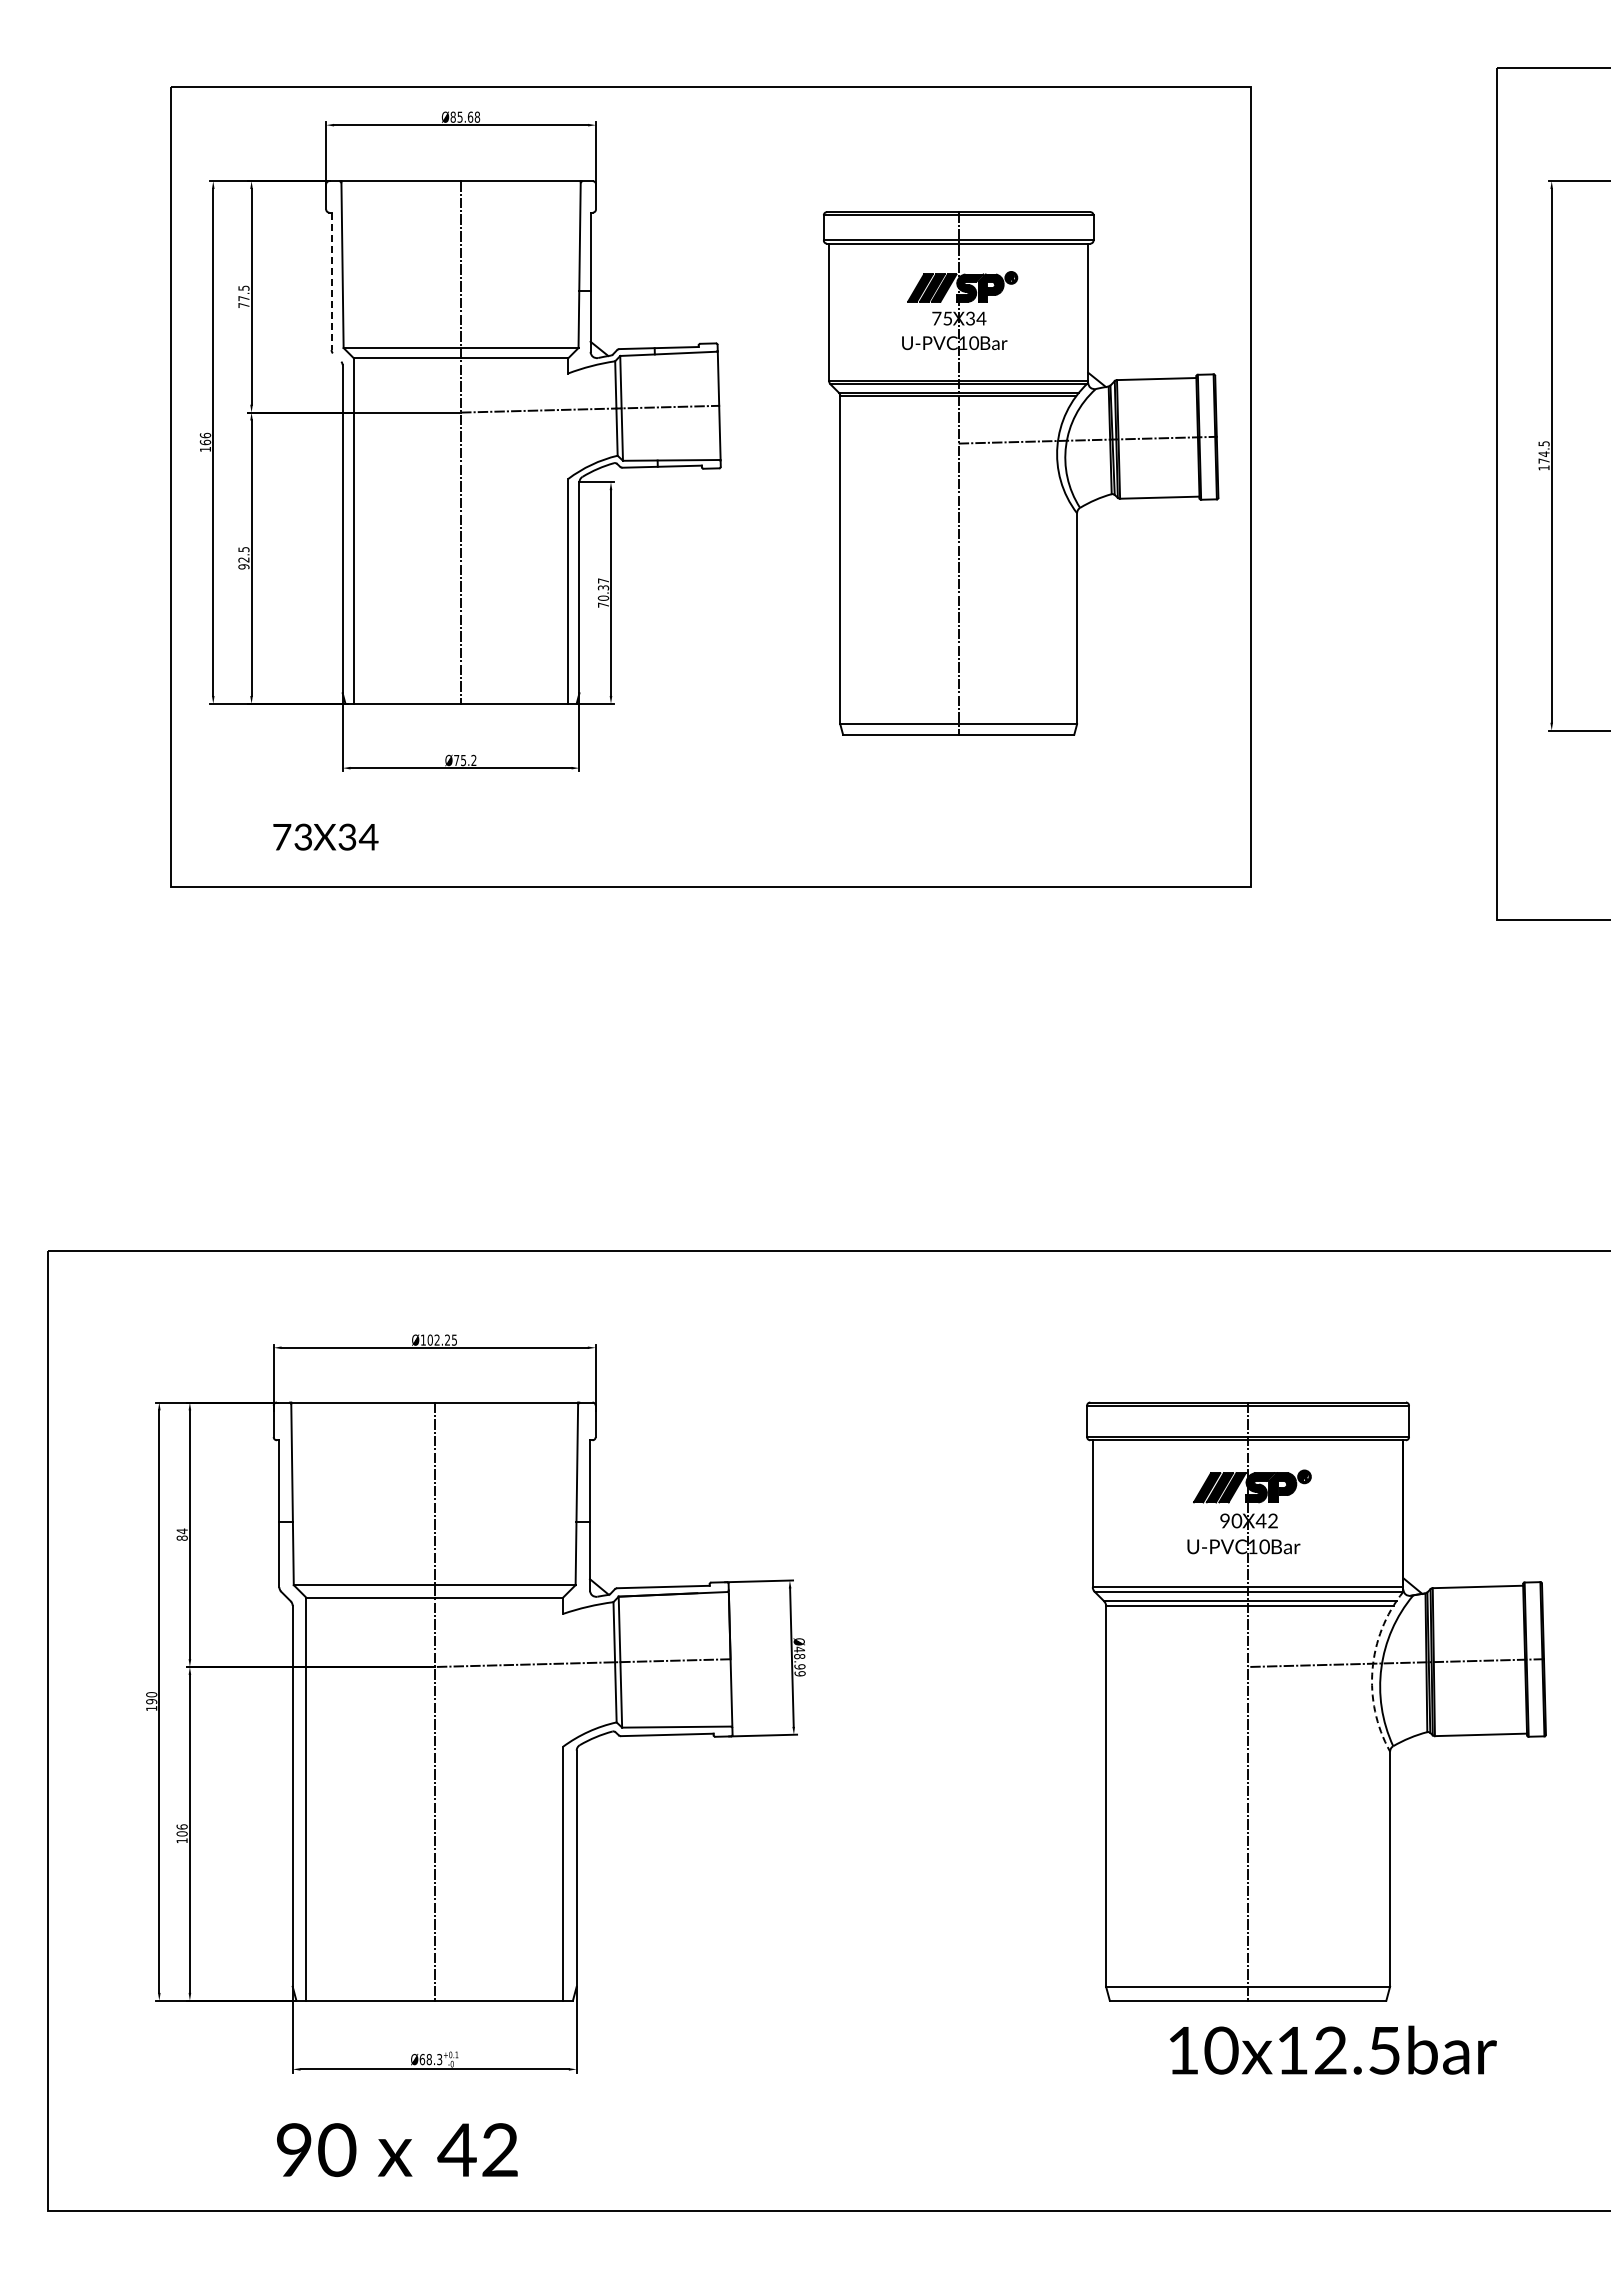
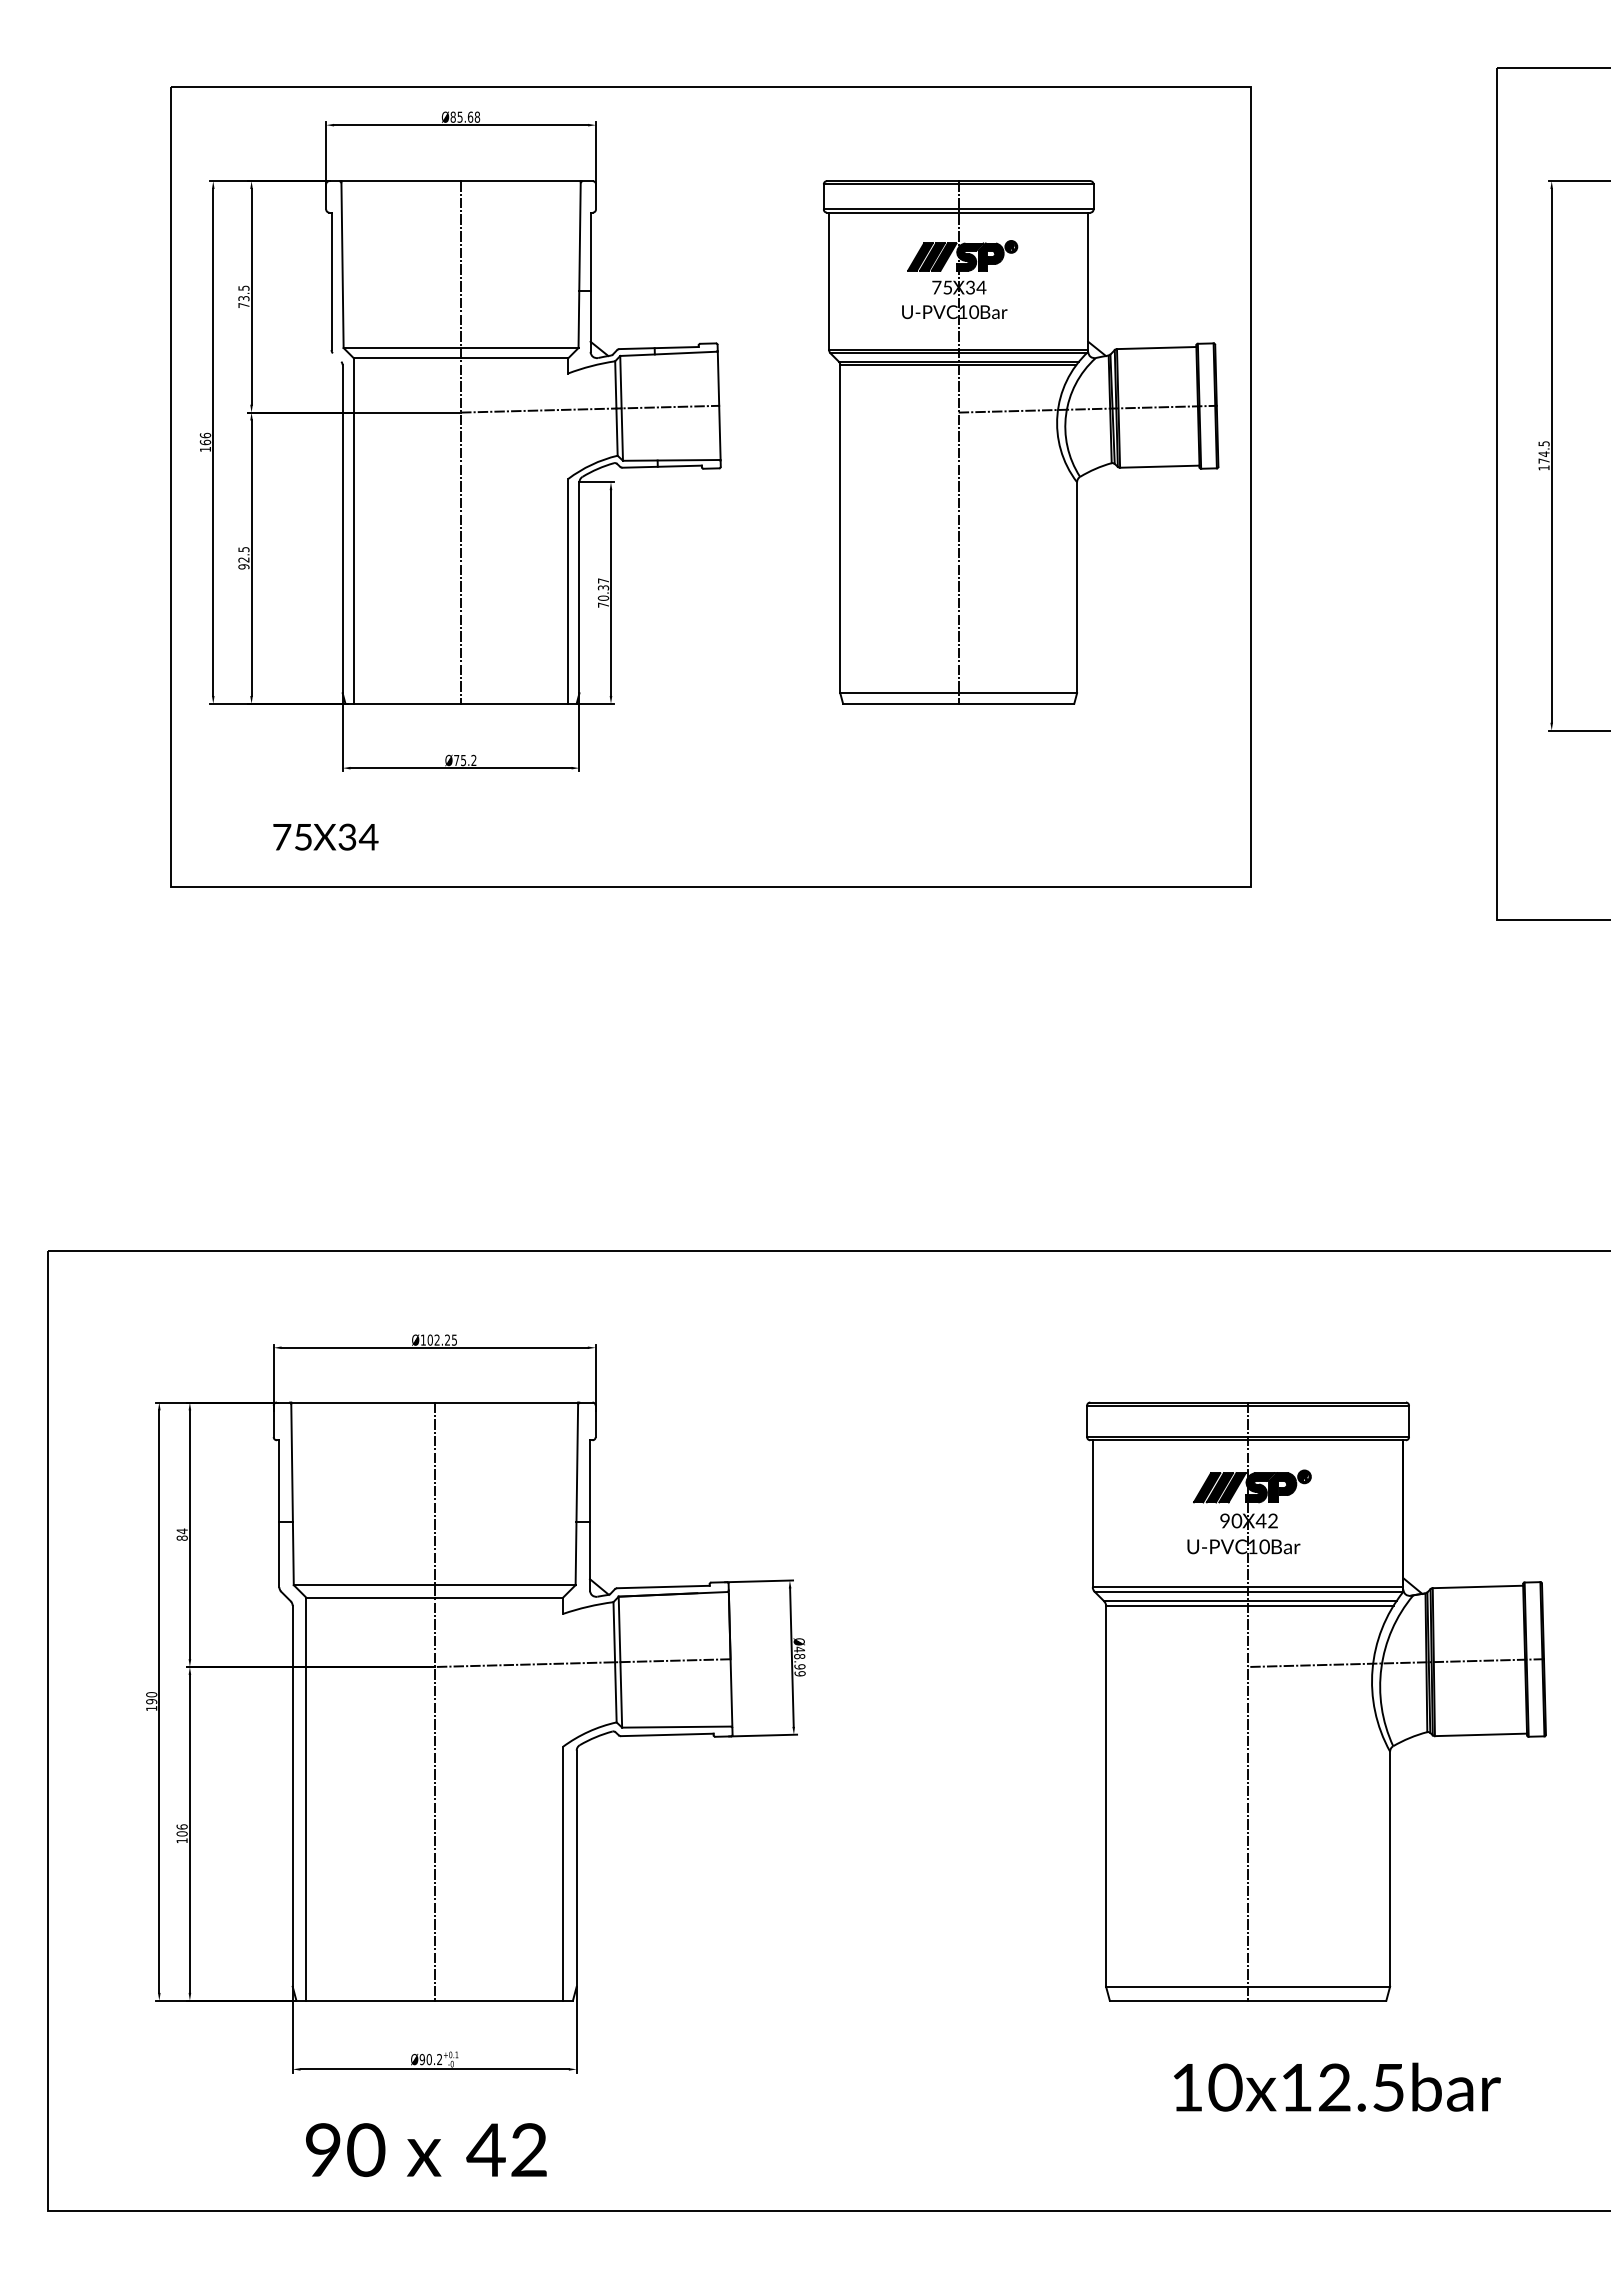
line: dashed -> solid (331, 281)
text: 77.5 -> 73.5 (243, 298)
part position: (1021, 473) -> (1021, 442) (1021, 442)
text: 73 -> 75 (303, 836)
arc: dashed -> solid (1372, 1669)
text position: (1333, 2049) -> (1337, 2086) (1337, 2086)
text: Ø68.3 -> Ø90.2 (430, 2059)
text position: (397, 2149) -> (426, 2149) (426, 2149)
